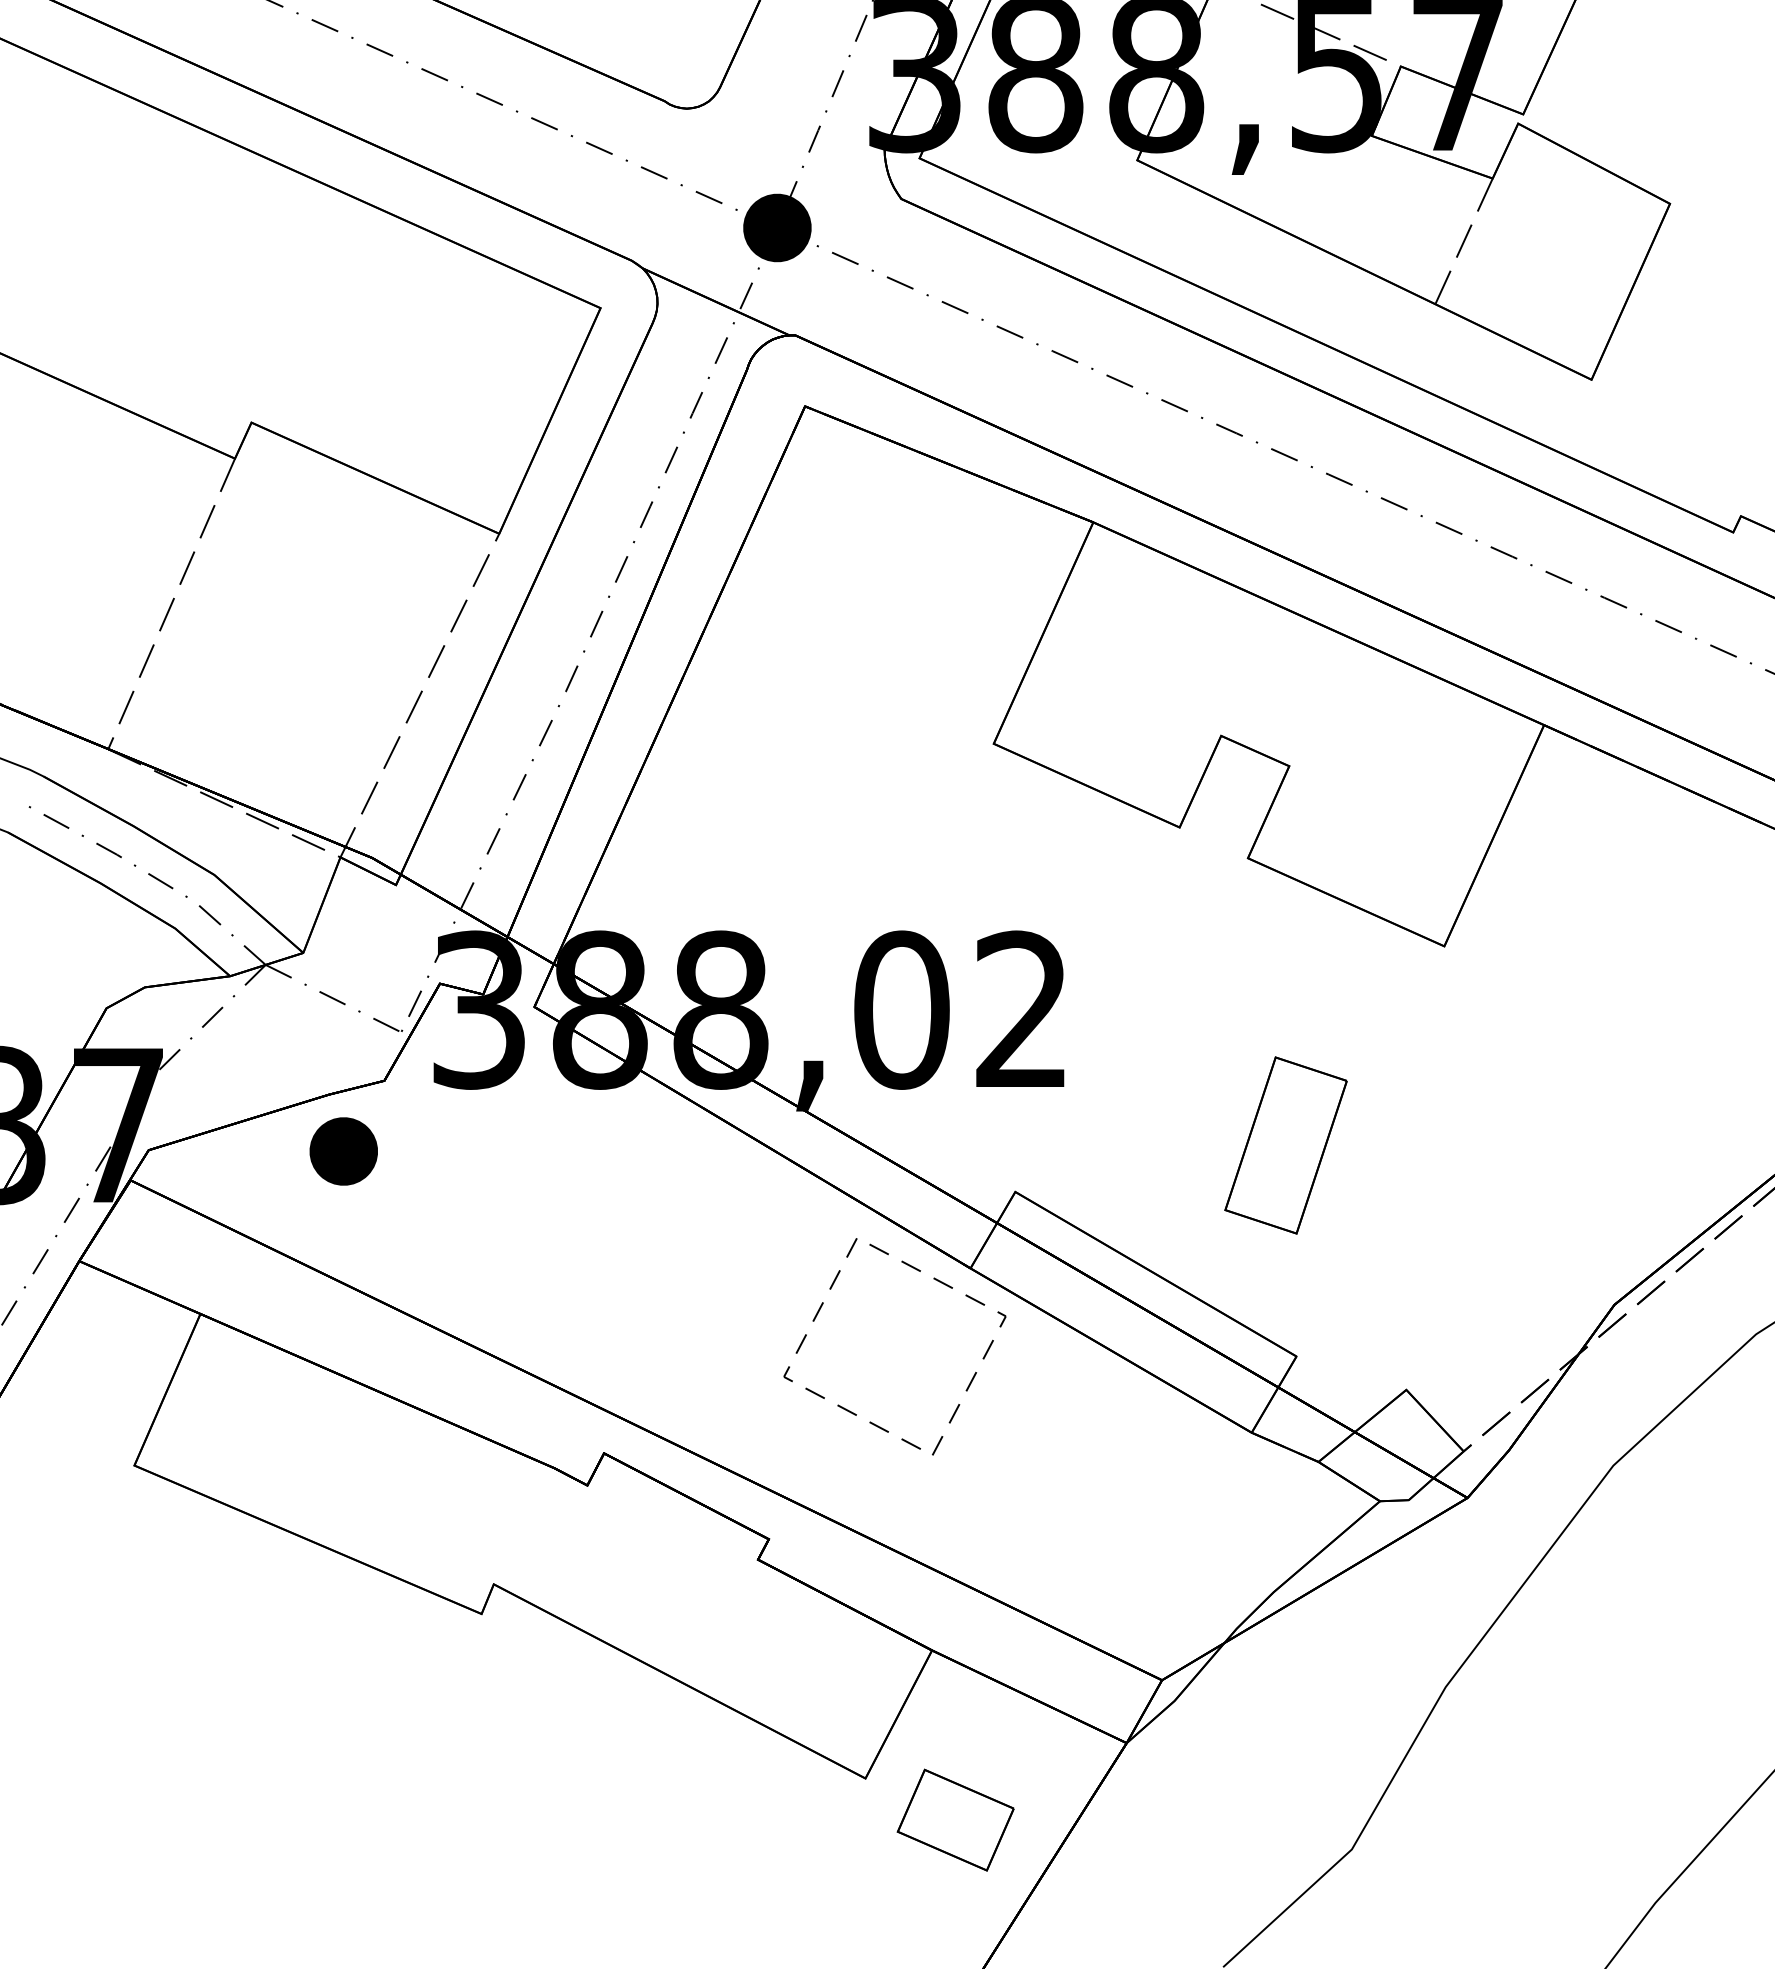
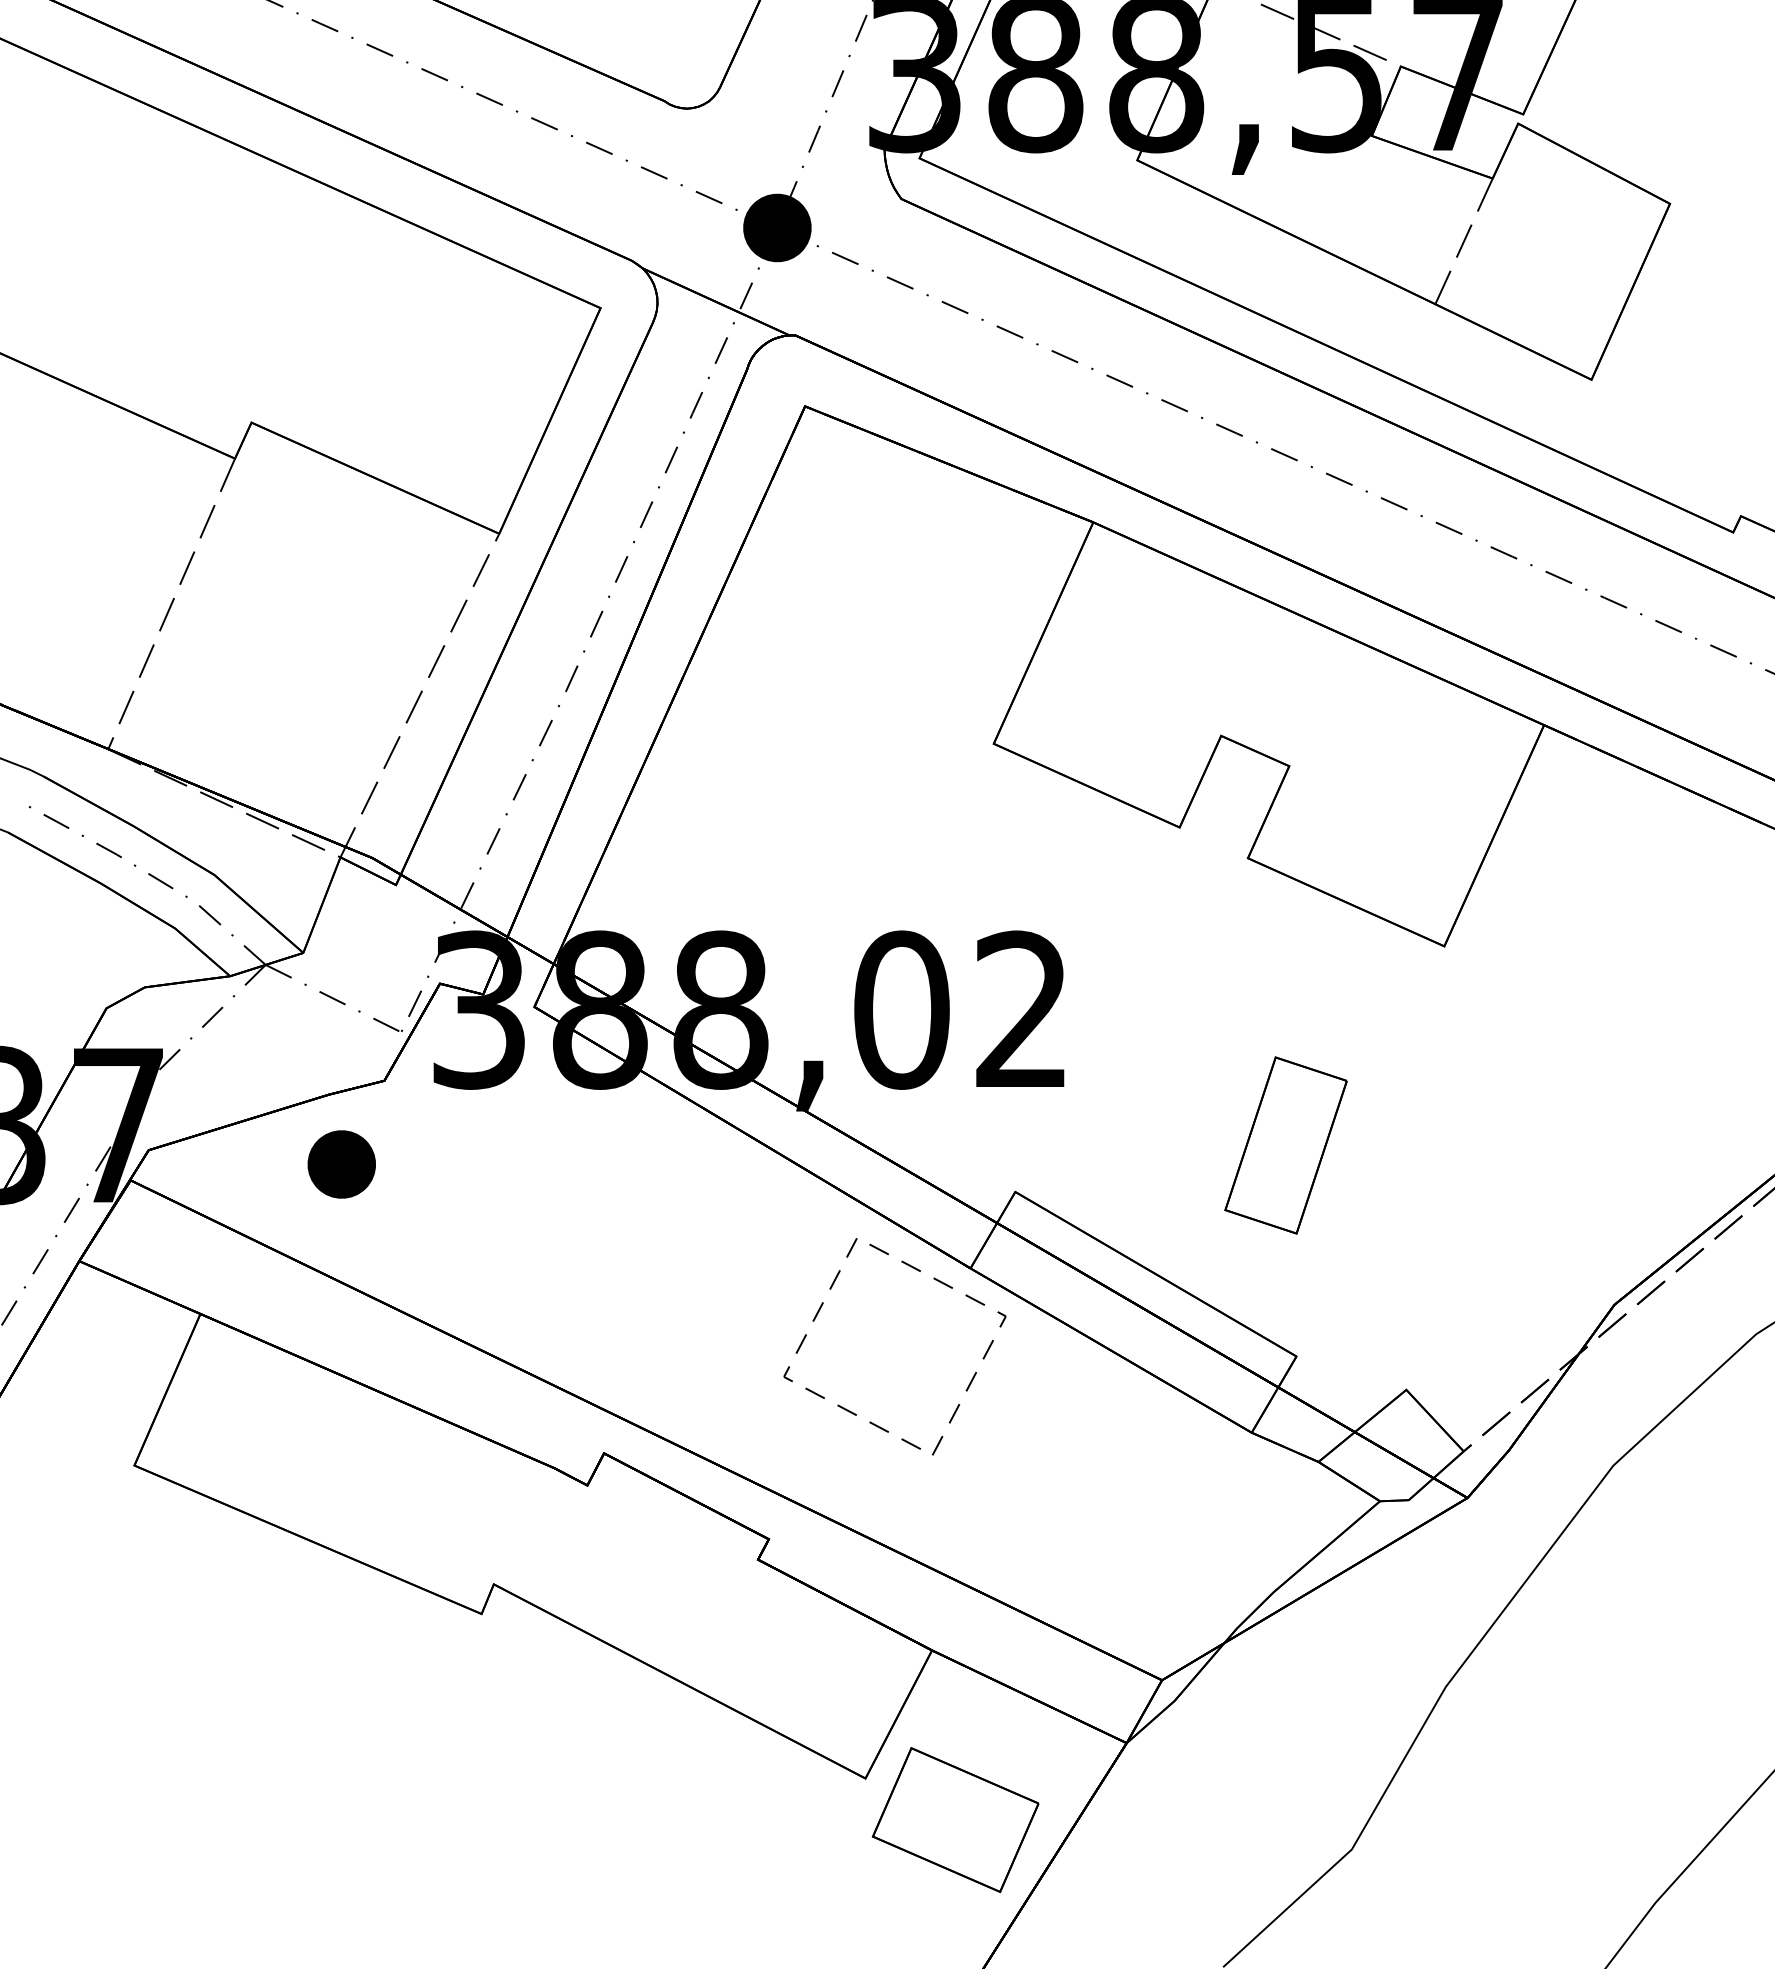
part position: (343, 1151) -> (341, 1164) (341, 1164)
part size: 119x104 px -> 168x147 px (955, 1820)
